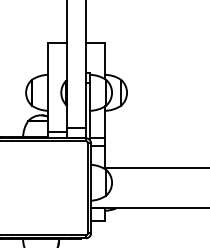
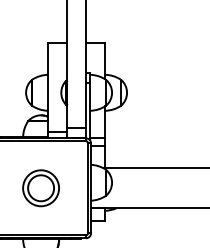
part: none -> present (40, 188)
